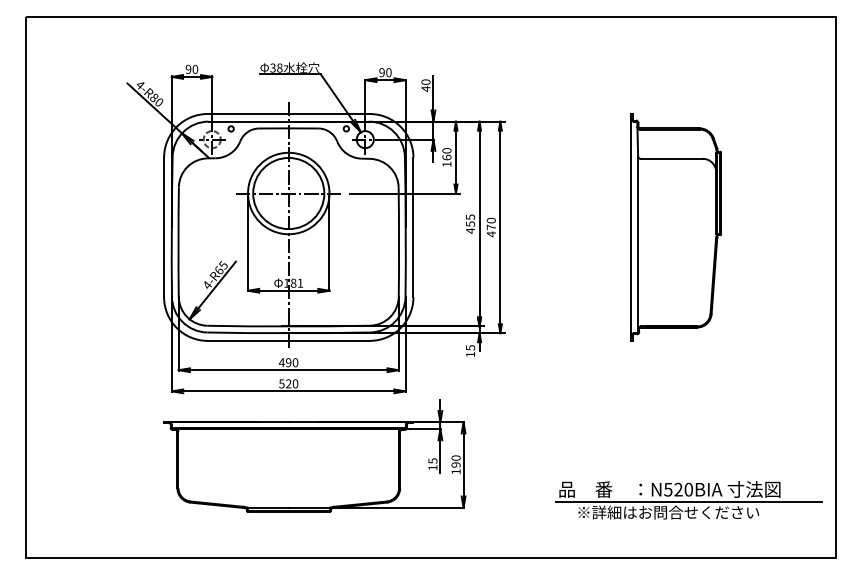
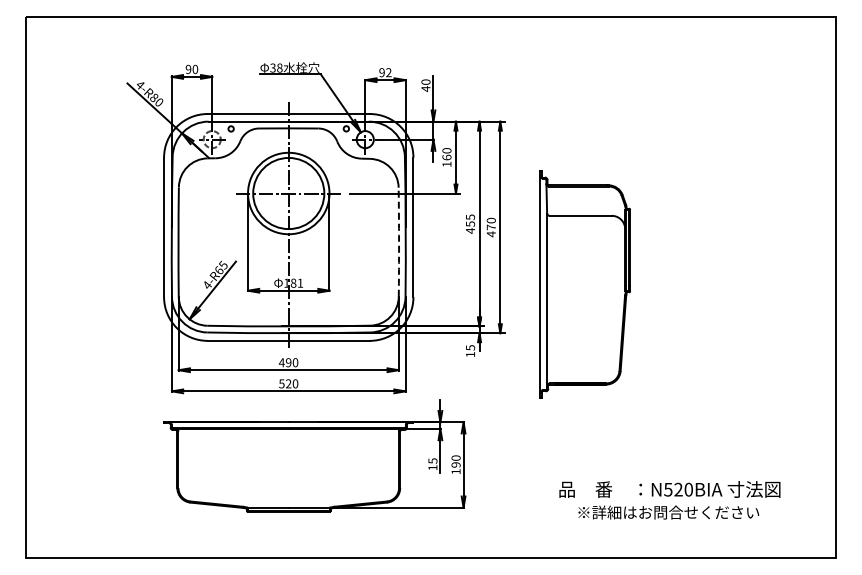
text: 90 -> 92 (388, 72)
part position: (675, 227) -> (584, 284) (584, 284)
arc: solid -> dashed (399, 242)
line: present -> none (688, 501)
